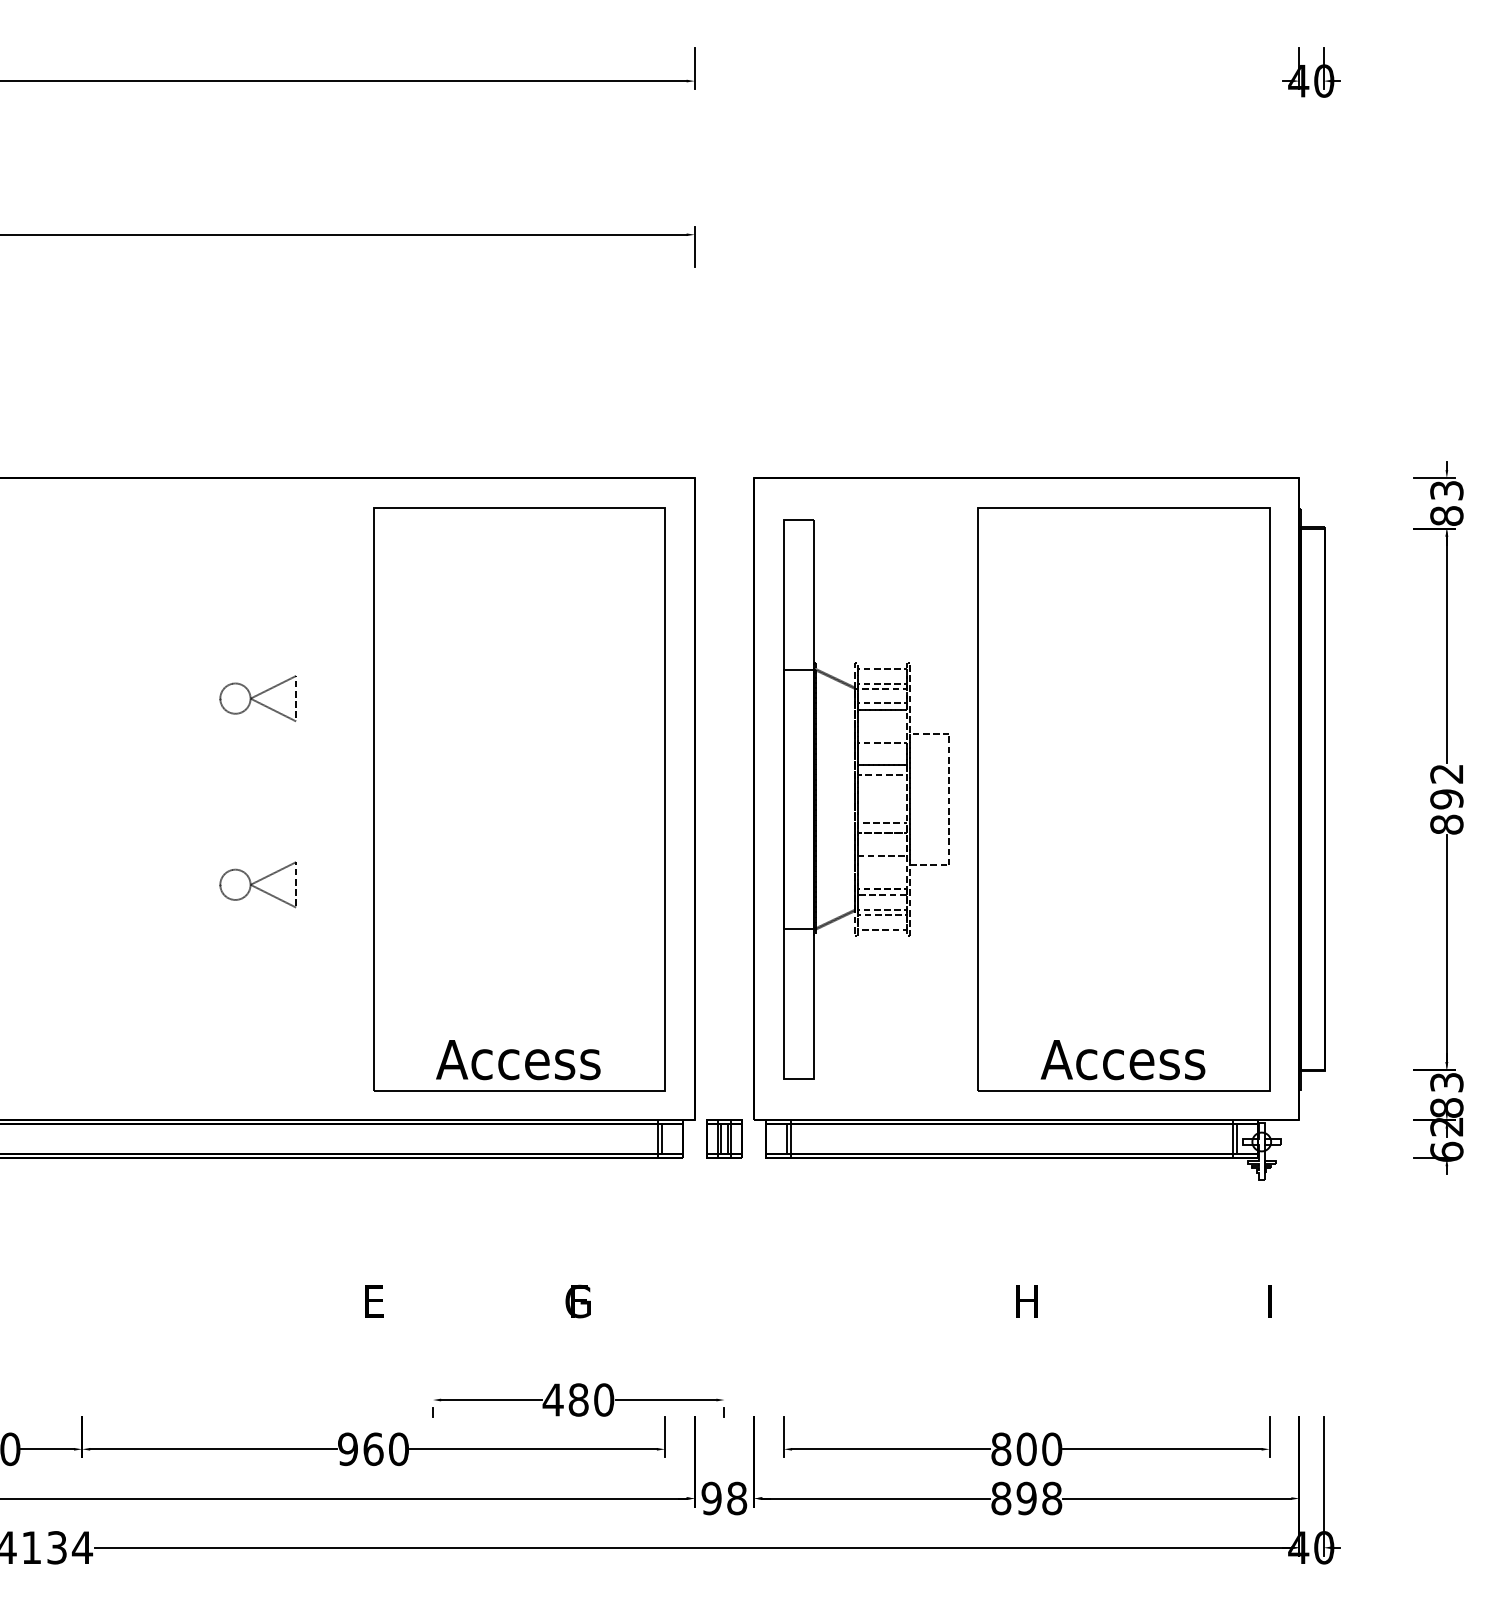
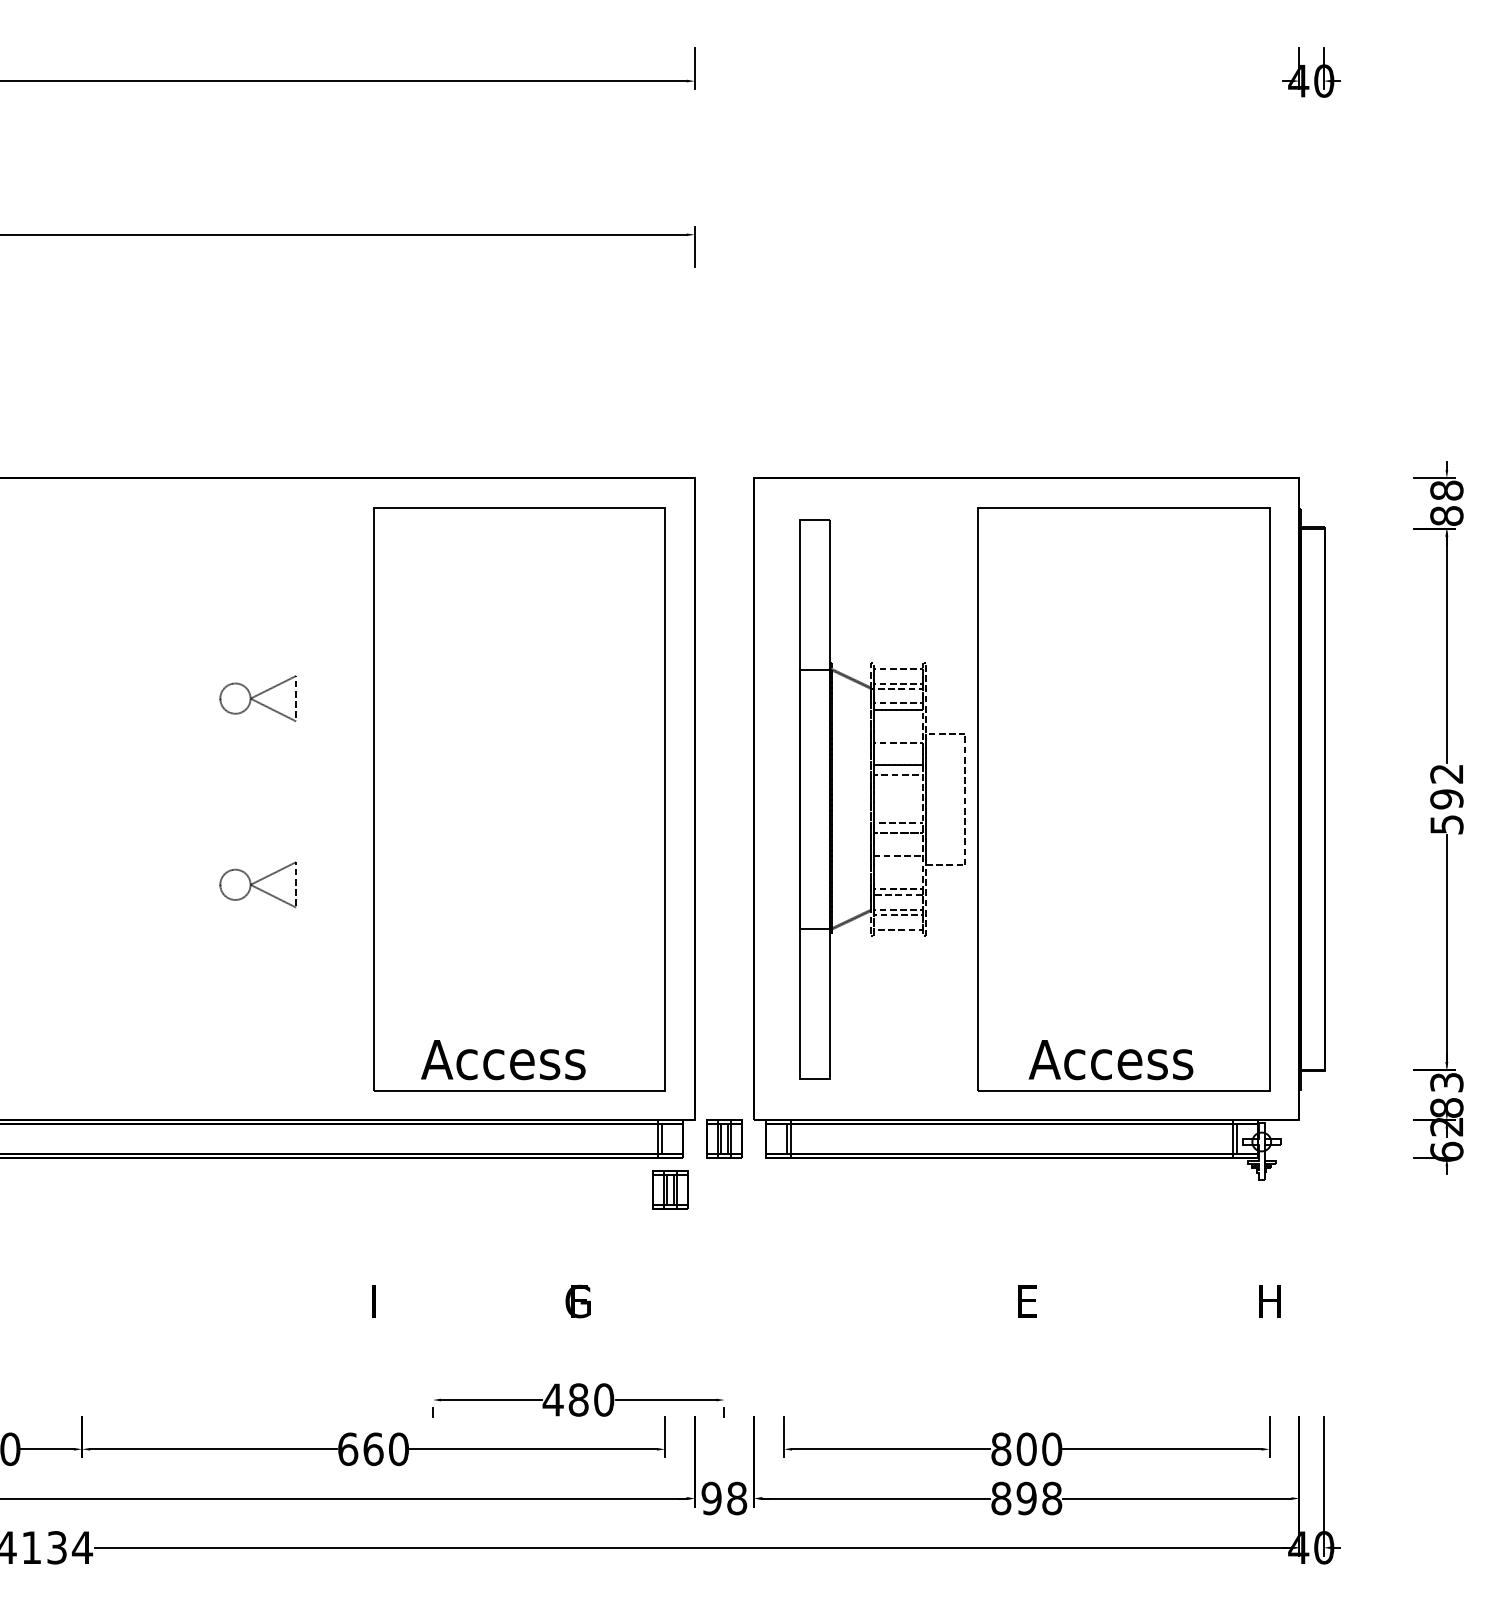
text: 83 -> 88 (1446, 490)
part position: (858, 799) -> (874, 799) (874, 799)
text: 892 -> 592 (1446, 824)
text position: (518, 1060) -> (503, 1060) (503, 1060)
text position: (1122, 1060) -> (1110, 1060) (1110, 1060)
part: none -> present (670, 1189)
text: E -> I (374, 1301)
text: H -> E (1026, 1301)
text: I -> H (1269, 1301)
text: 960 -> 660 (348, 1449)
